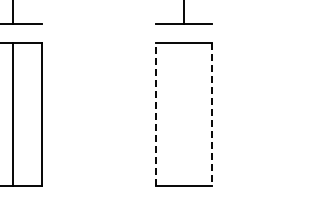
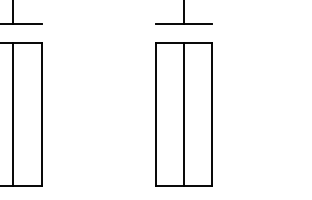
line: dashed -> solid (155, 114)
line: none -> present (183, 114)
line: dashed -> solid (212, 114)
